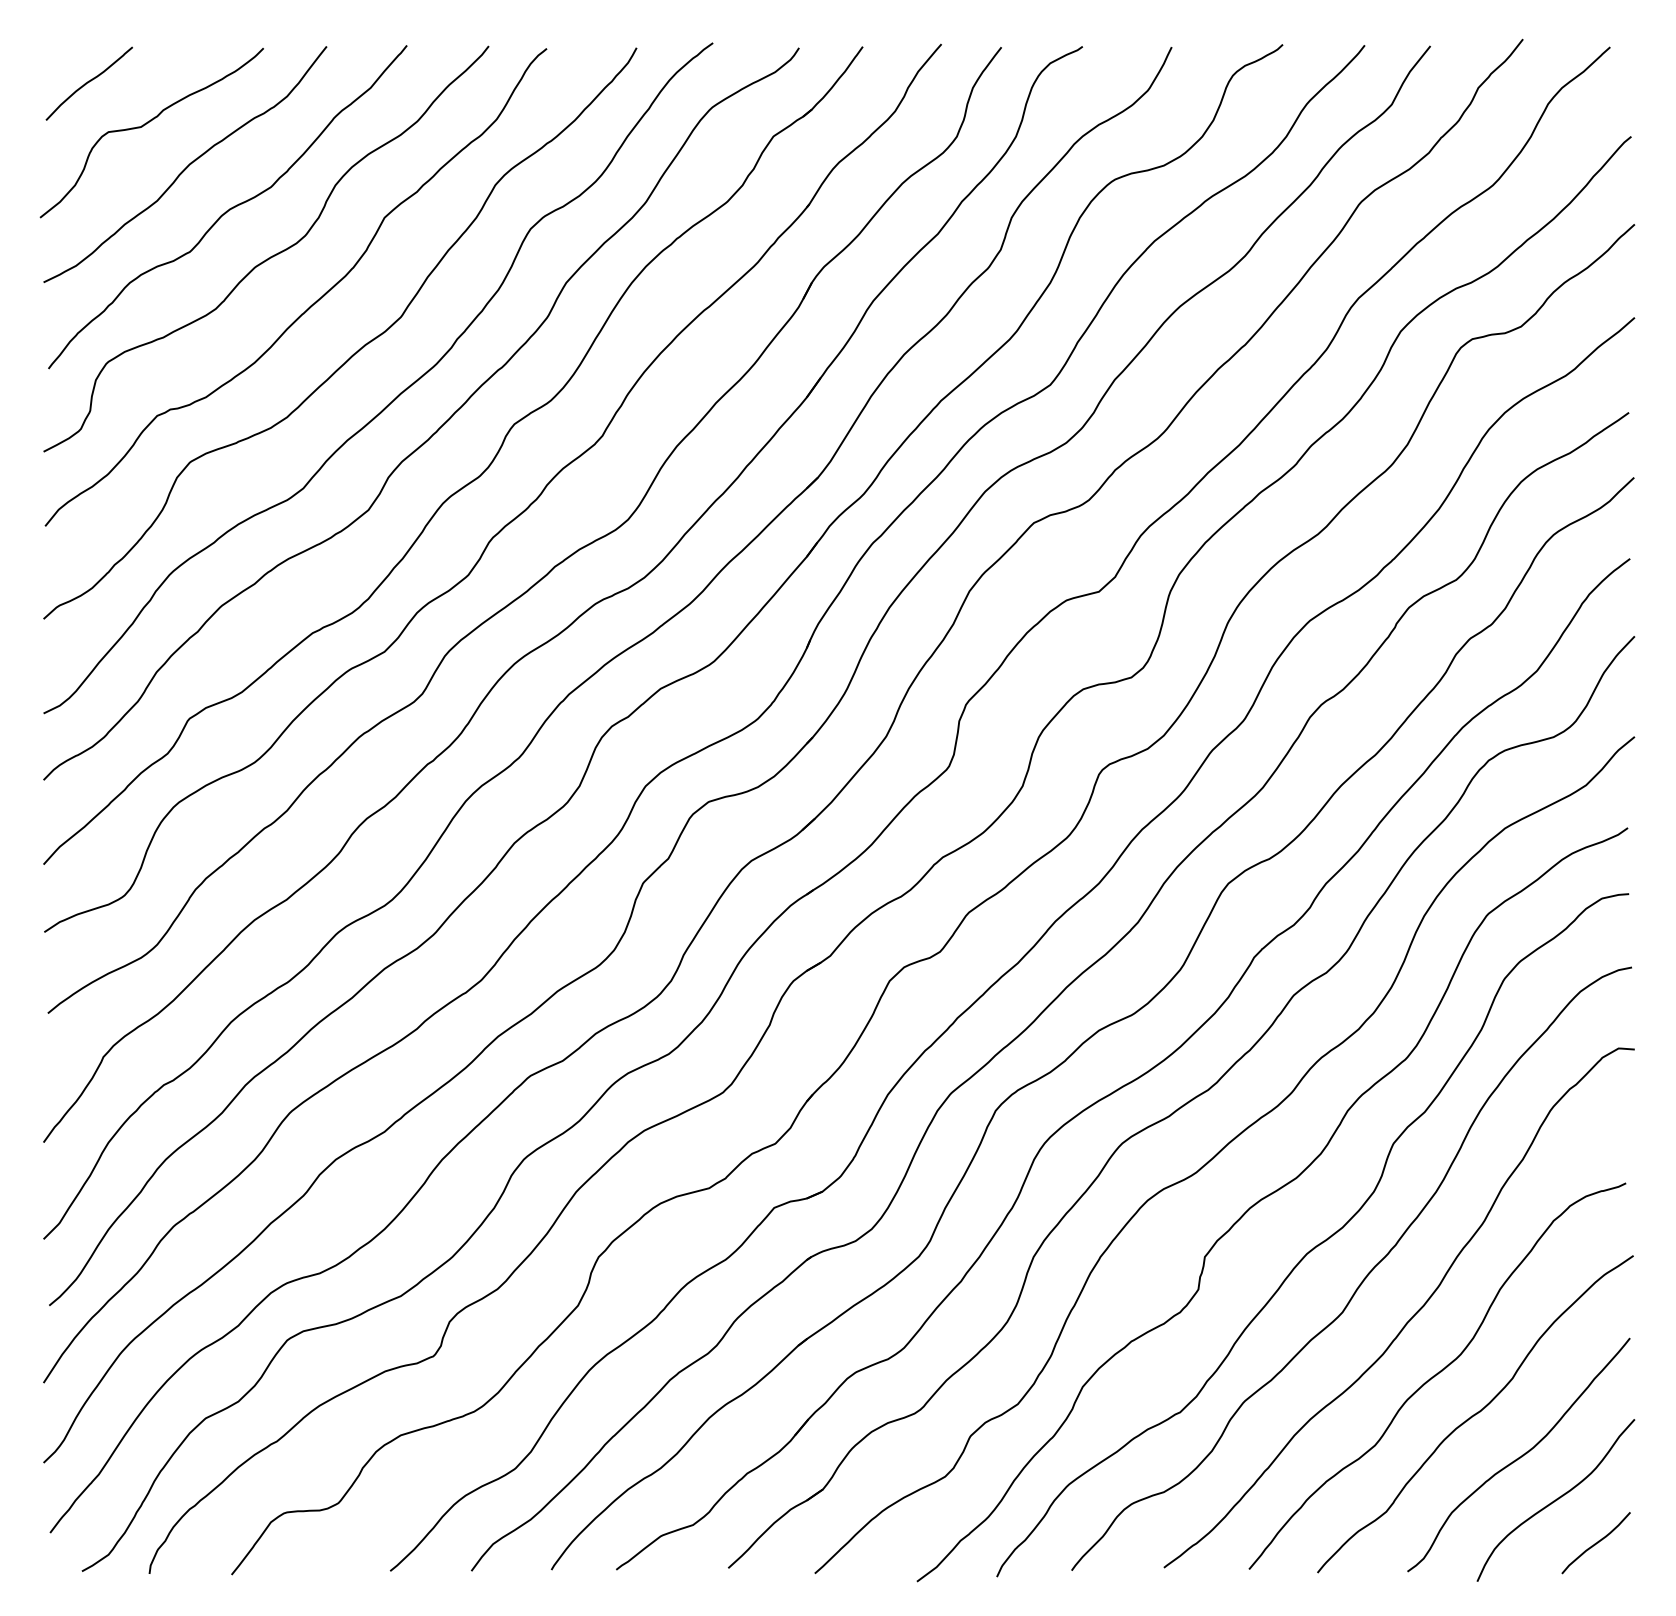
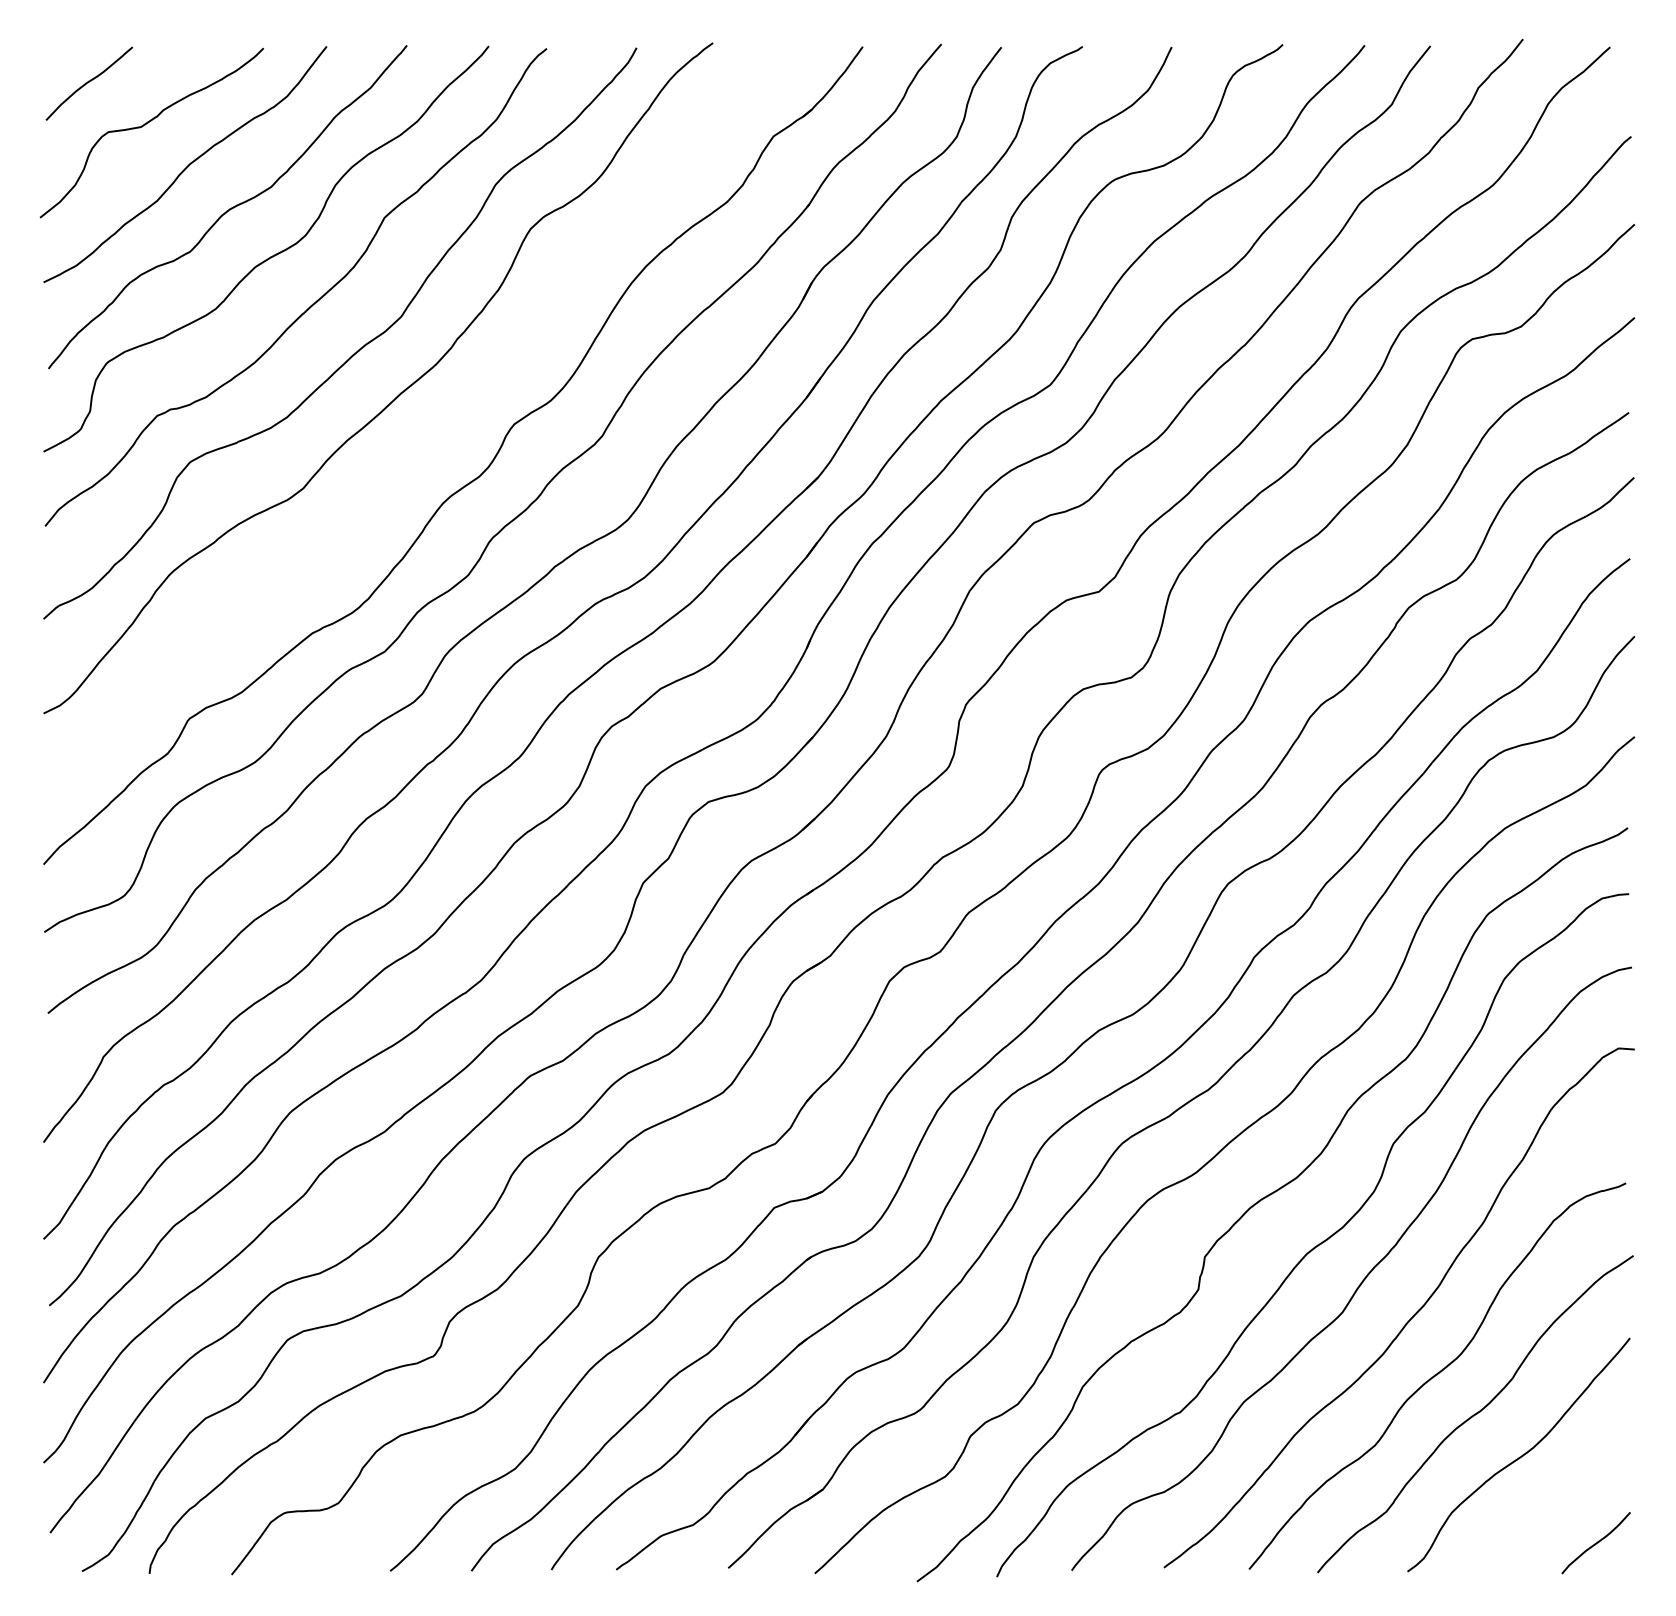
curve: present -> none (437, 429)
curve: present -> none (1555, 1500)
